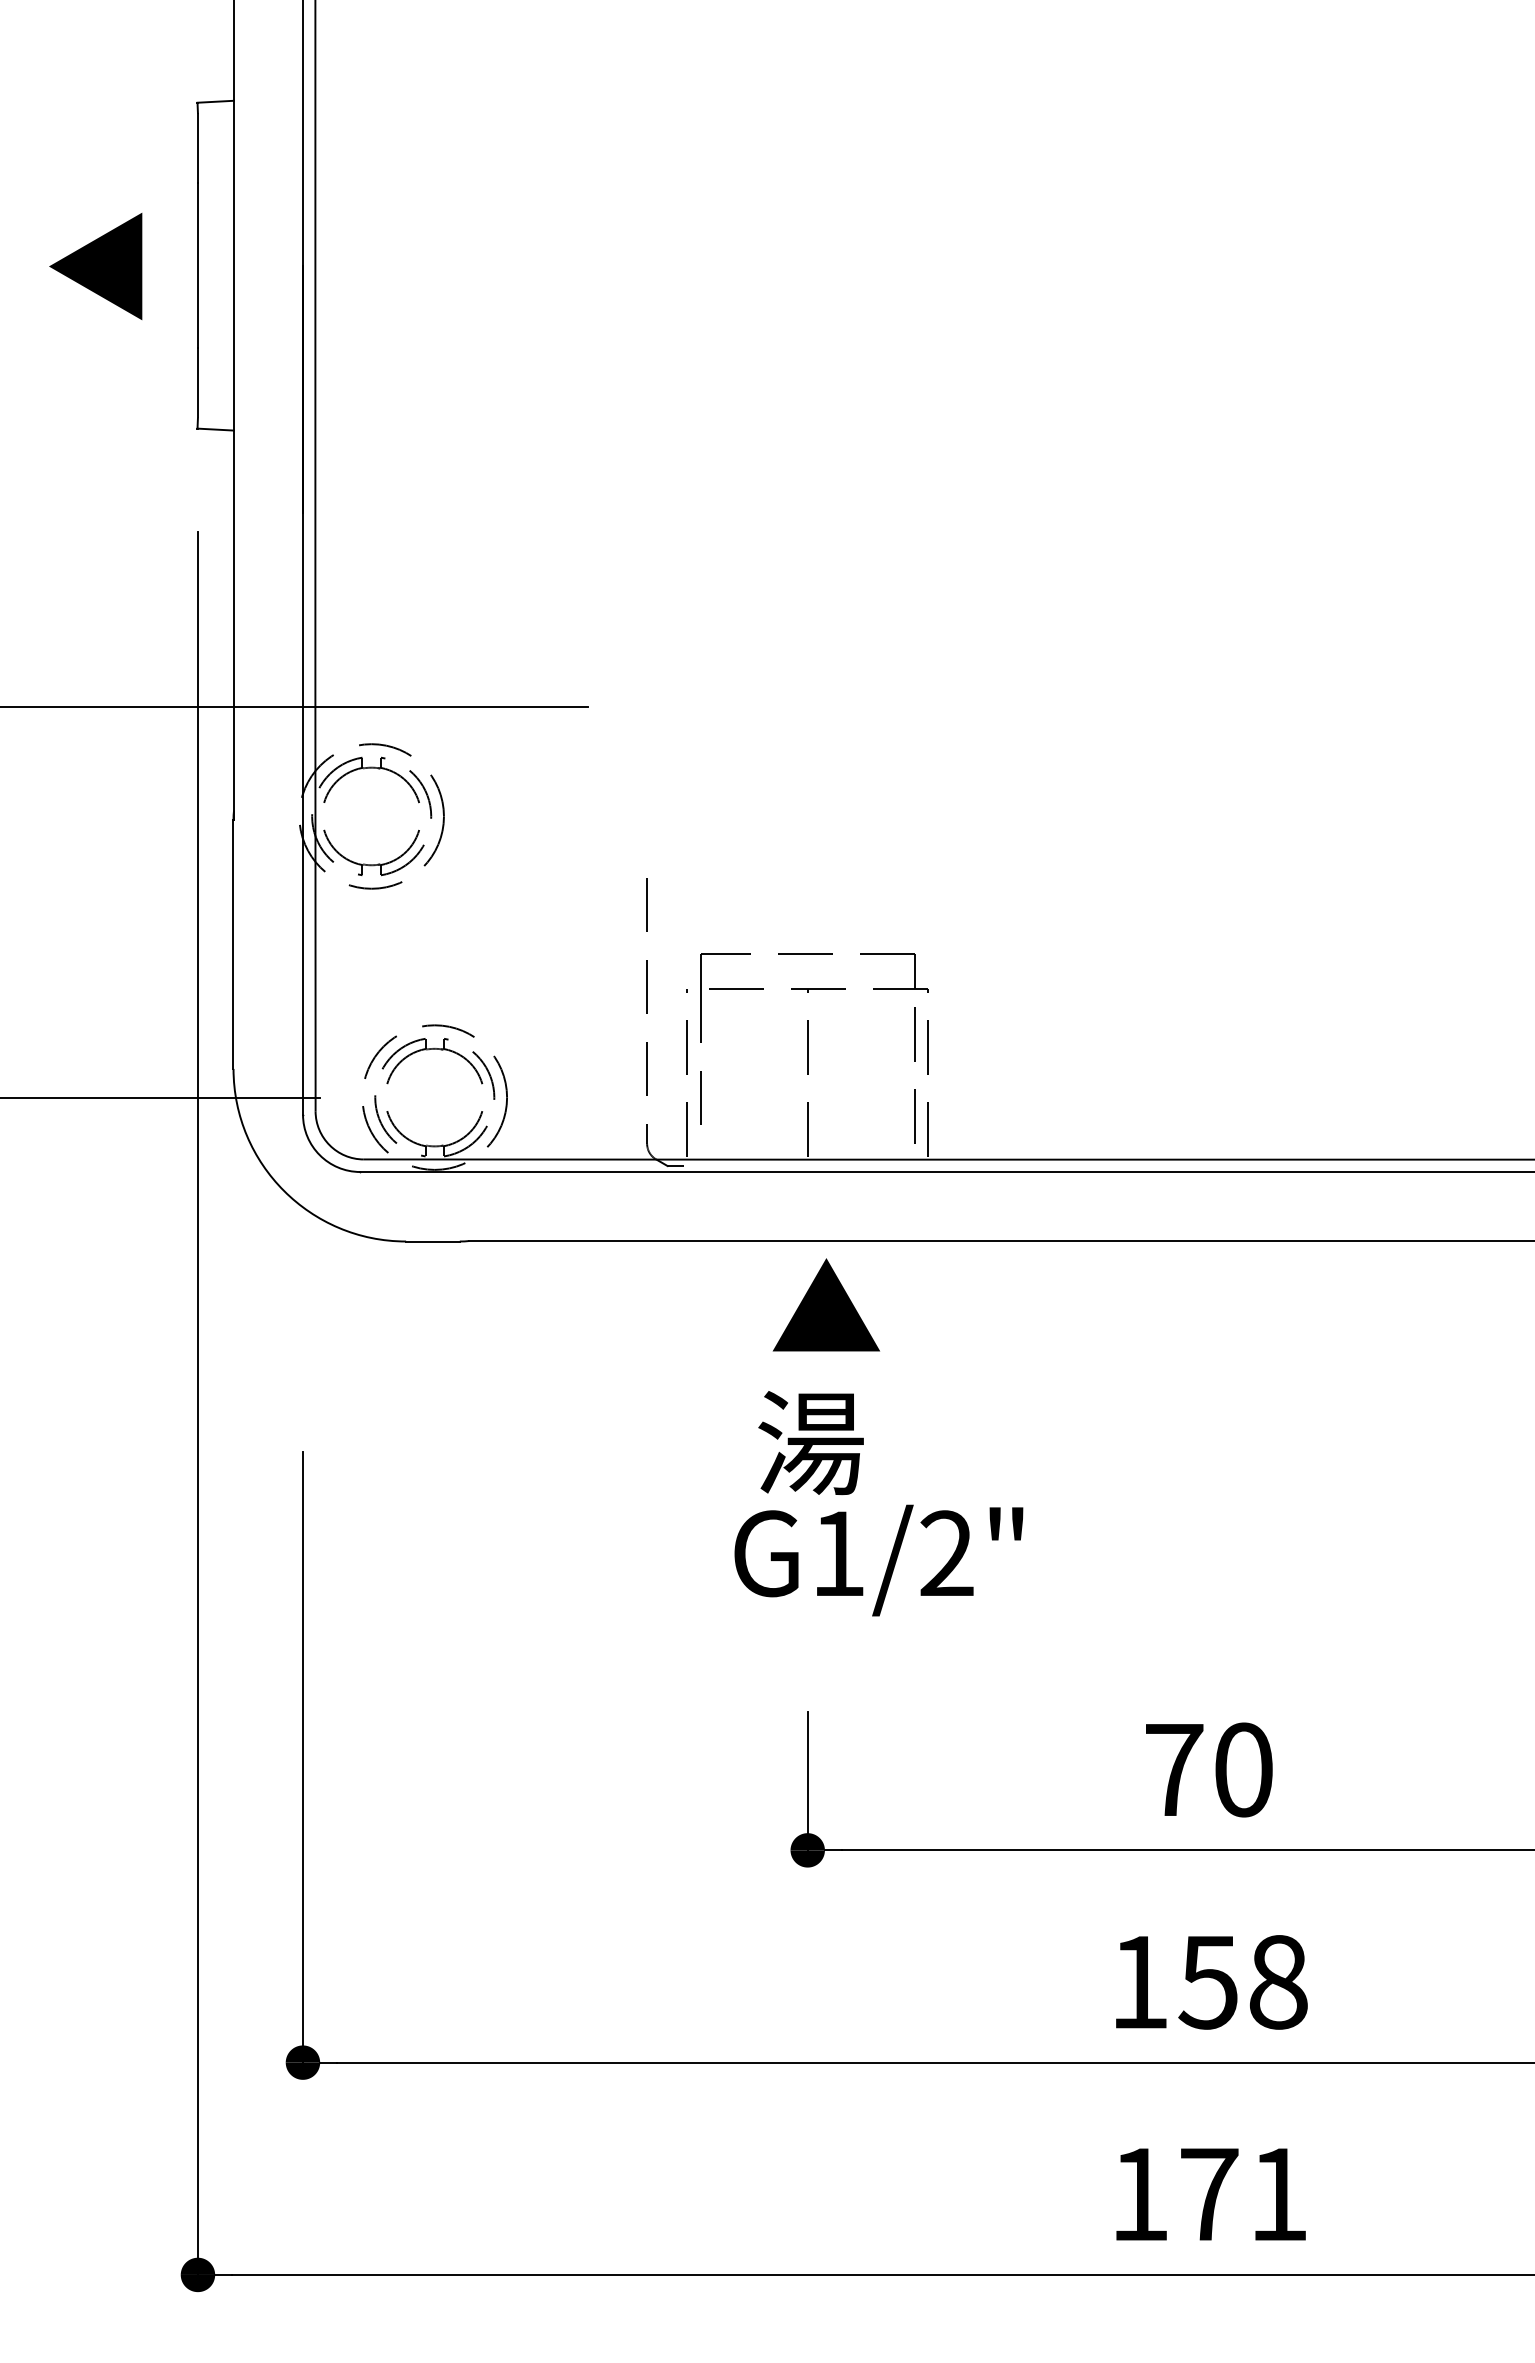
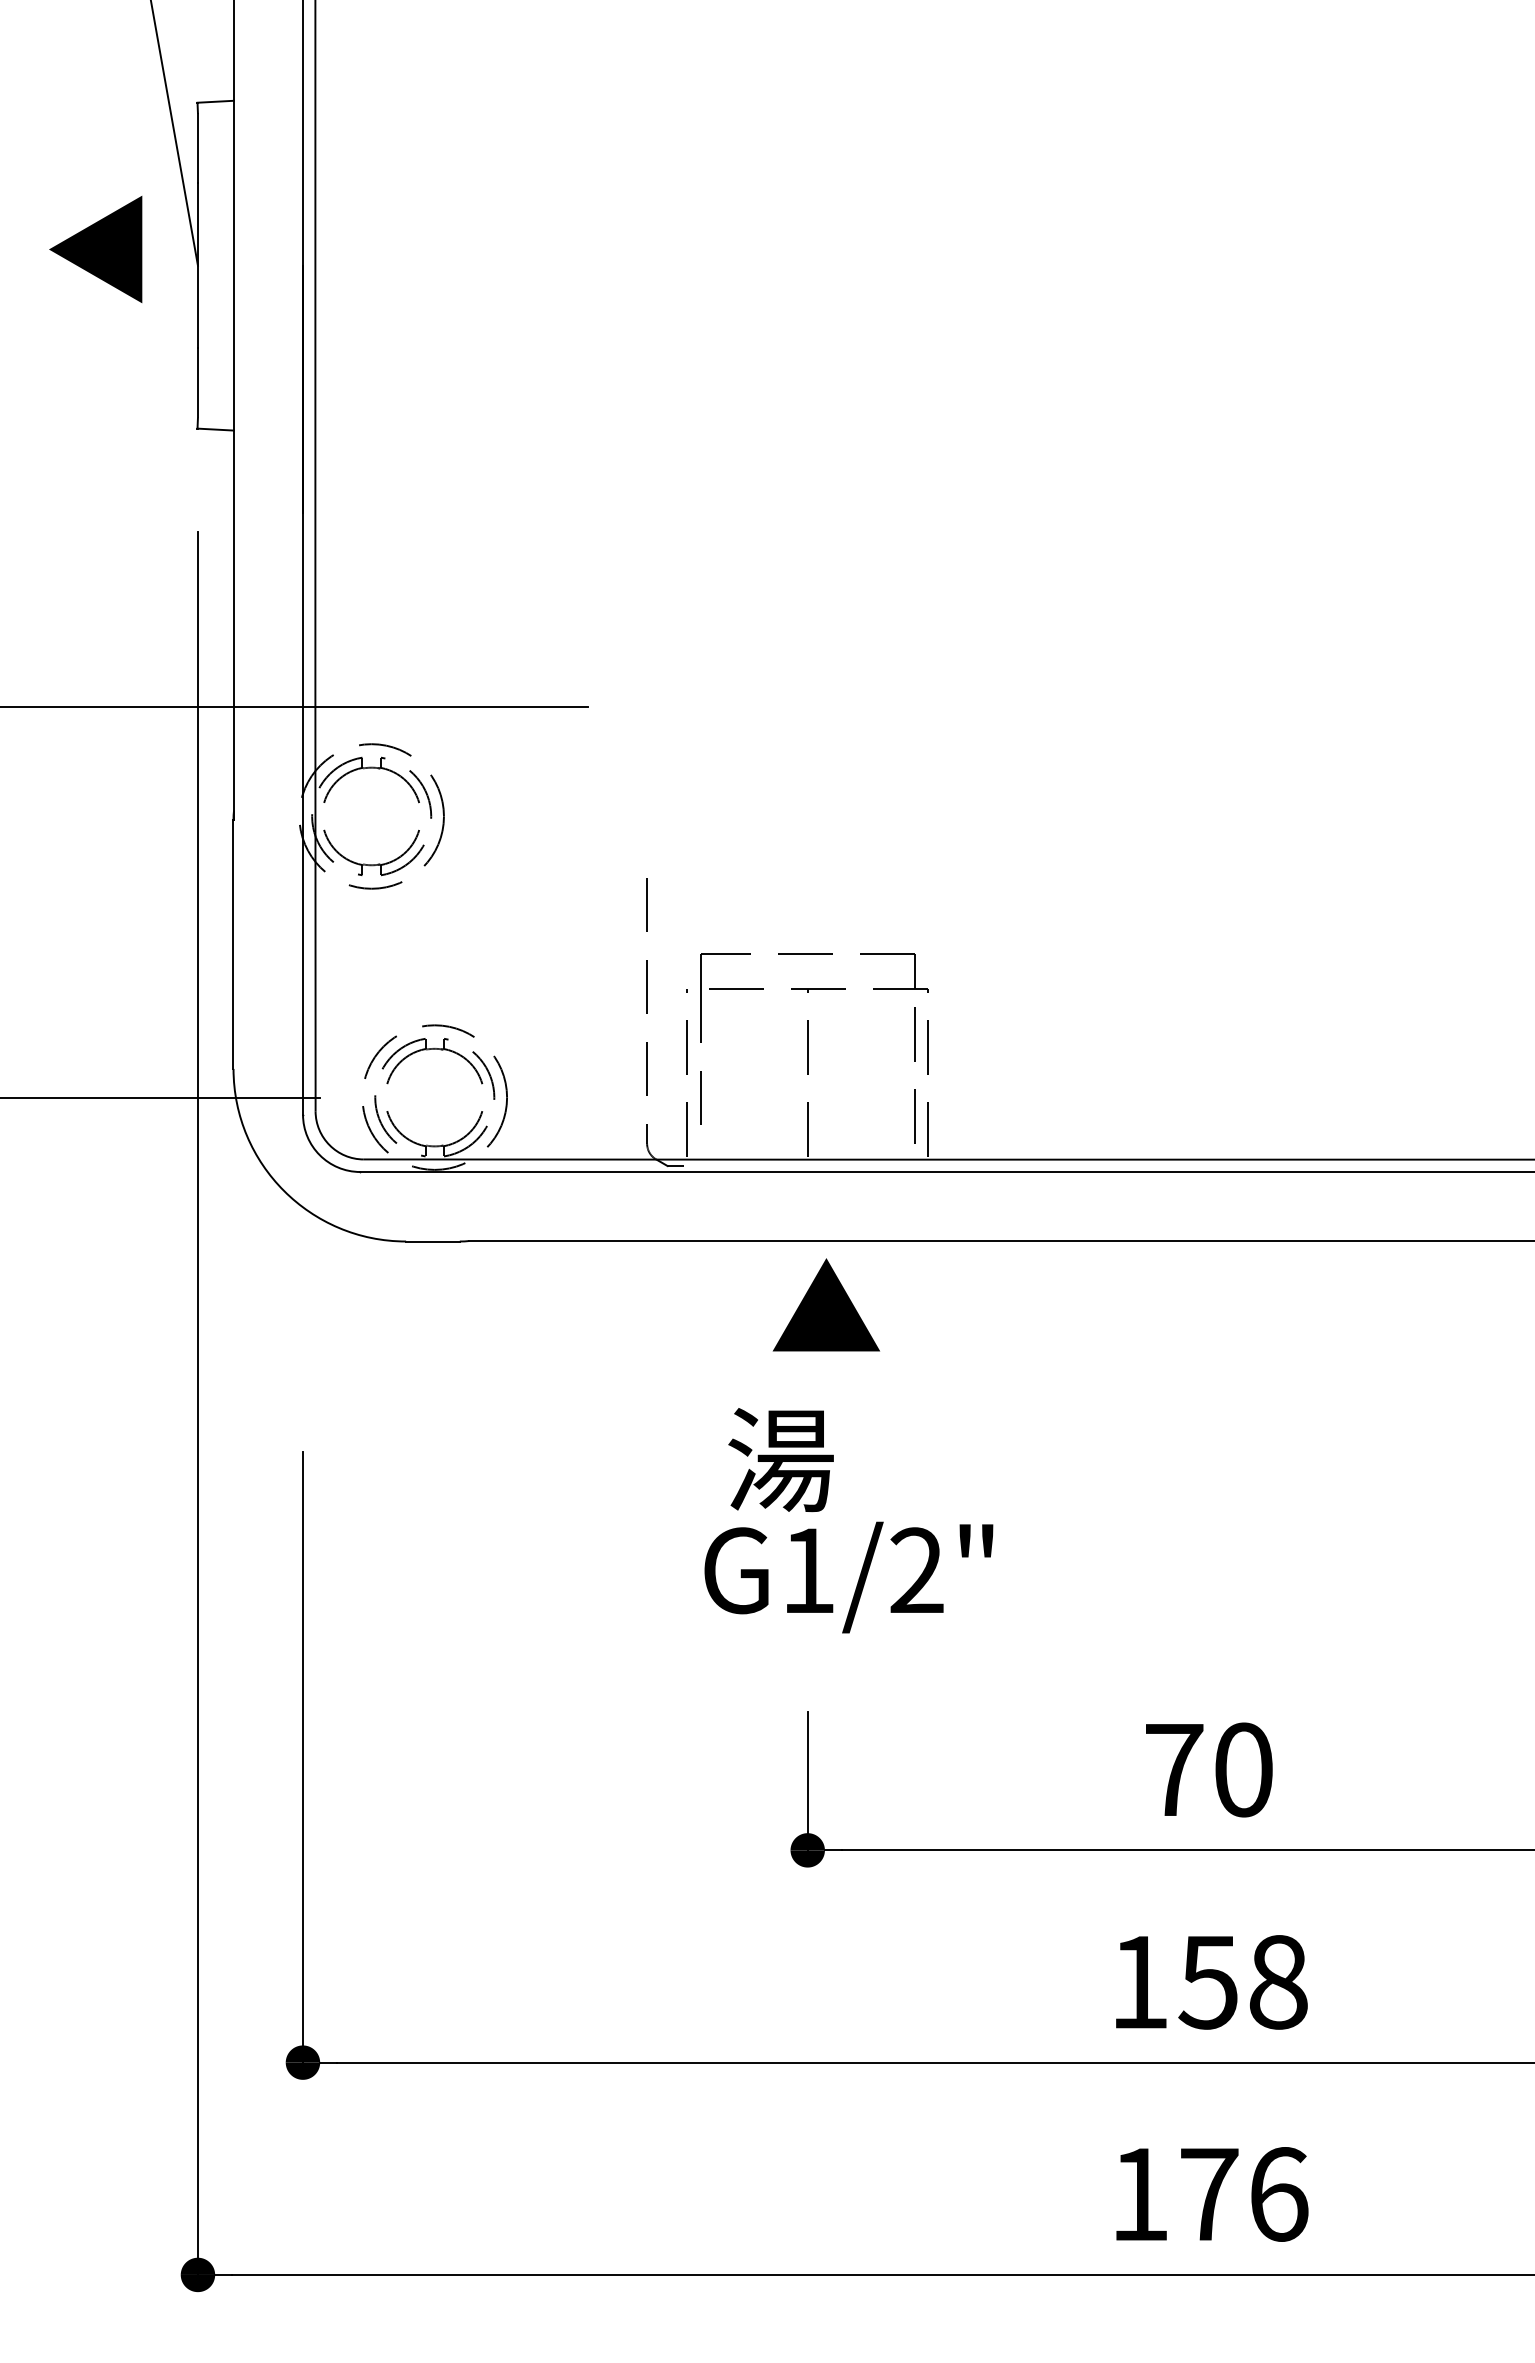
line: none -> present (174, 133)
text position: (95, 266) -> (95, 249) (95, 249)
text position: (878, 1503) -> (848, 1520) (848, 1520)
text: 171 -> 176 (1279, 2194)
